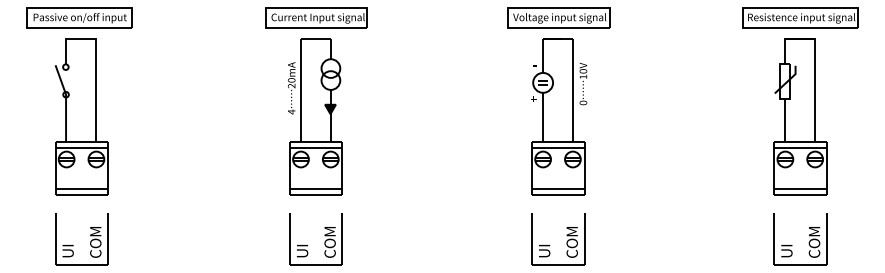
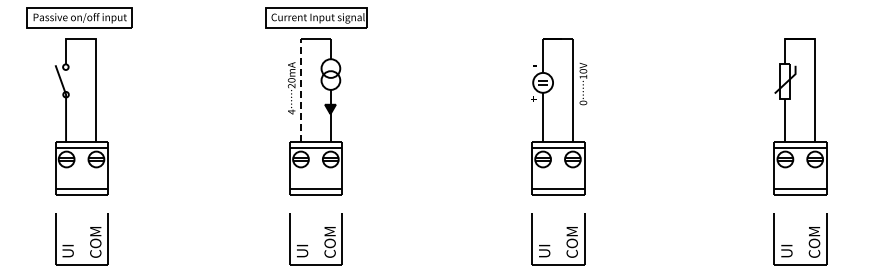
part: present -> none (558, 17)
part: present -> none (800, 17)
line: solid -> dashed (301, 90)
